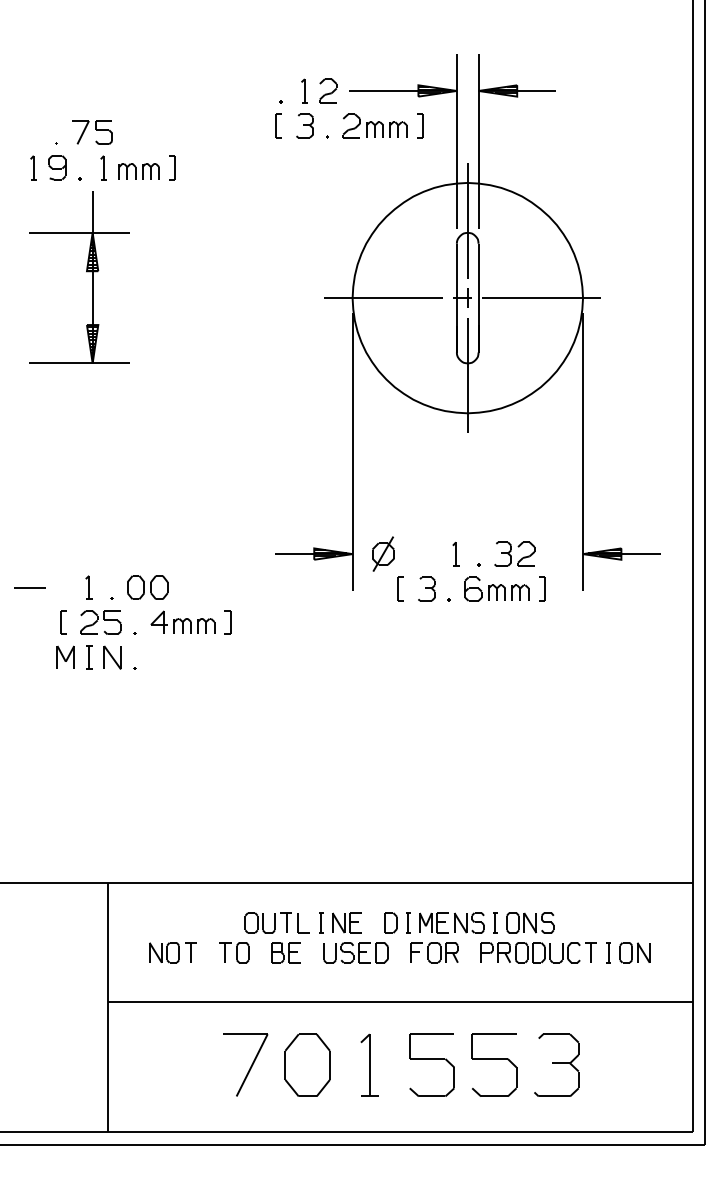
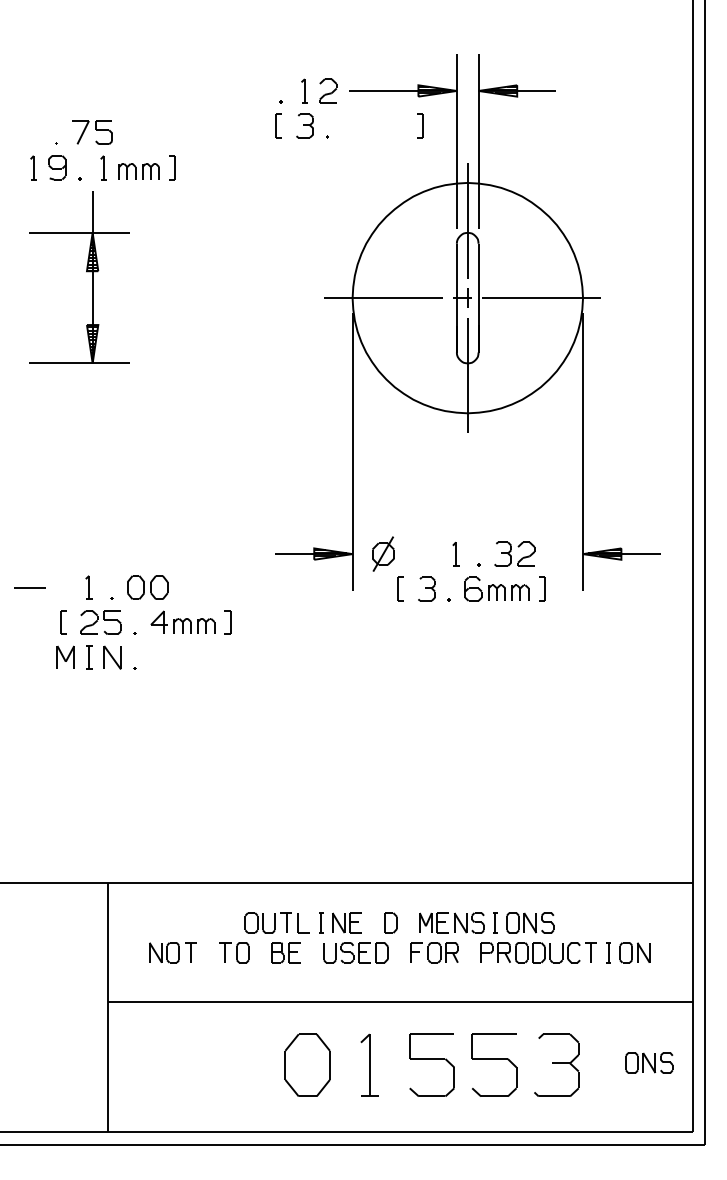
part: present -> none (374, 125)
part: present -> none (408, 922)
part: none -> present (649, 1062)
part: present -> none (245, 1064)
